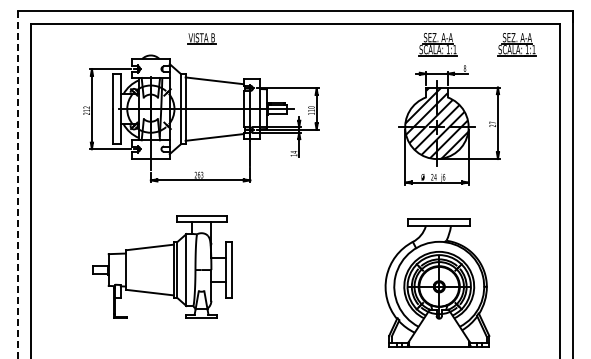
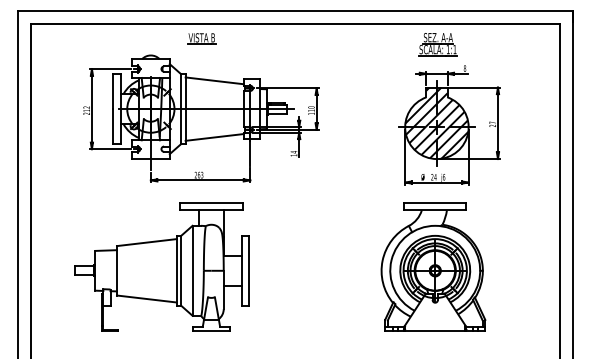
part: present -> none (516, 44)
line: dashed -> solid (17, 184)
part size: 141x104 px -> 176x130 px (161, 266)
part position: (437, 282) -> (433, 266) (433, 266)
